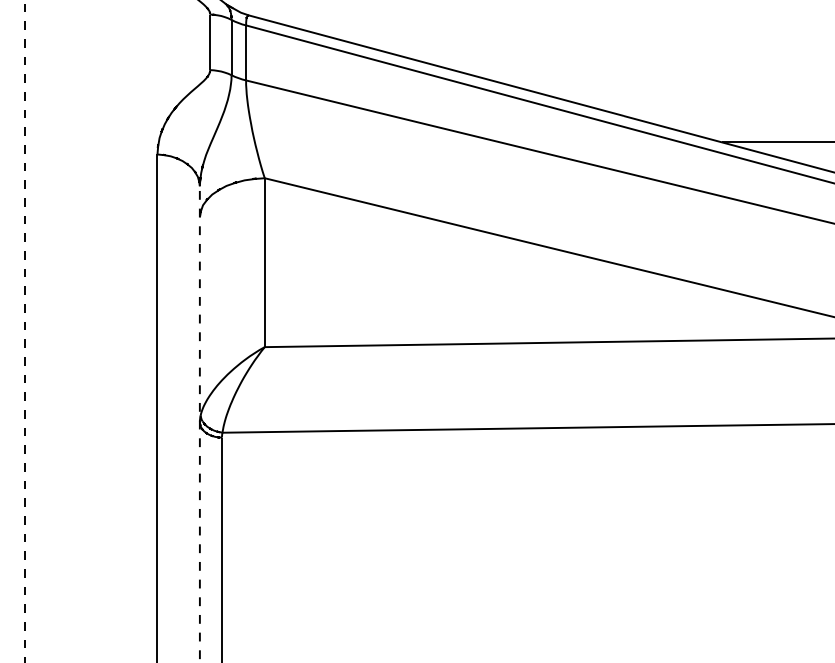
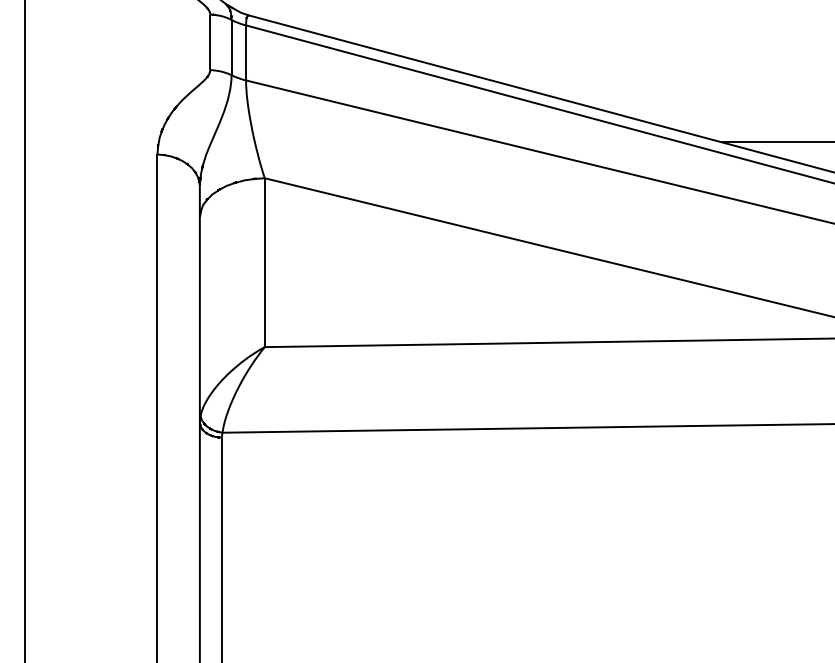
line: dashed -> solid (24, 331)
line: dashed -> solid (199, 424)
